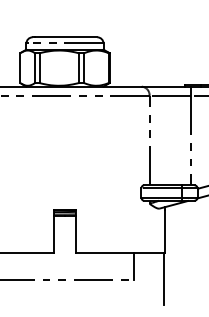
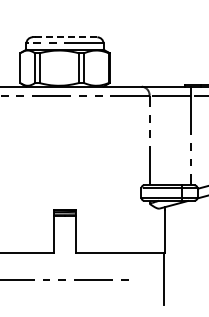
line: solid -> dashed (66, 37)
line: present -> none (133, 266)
